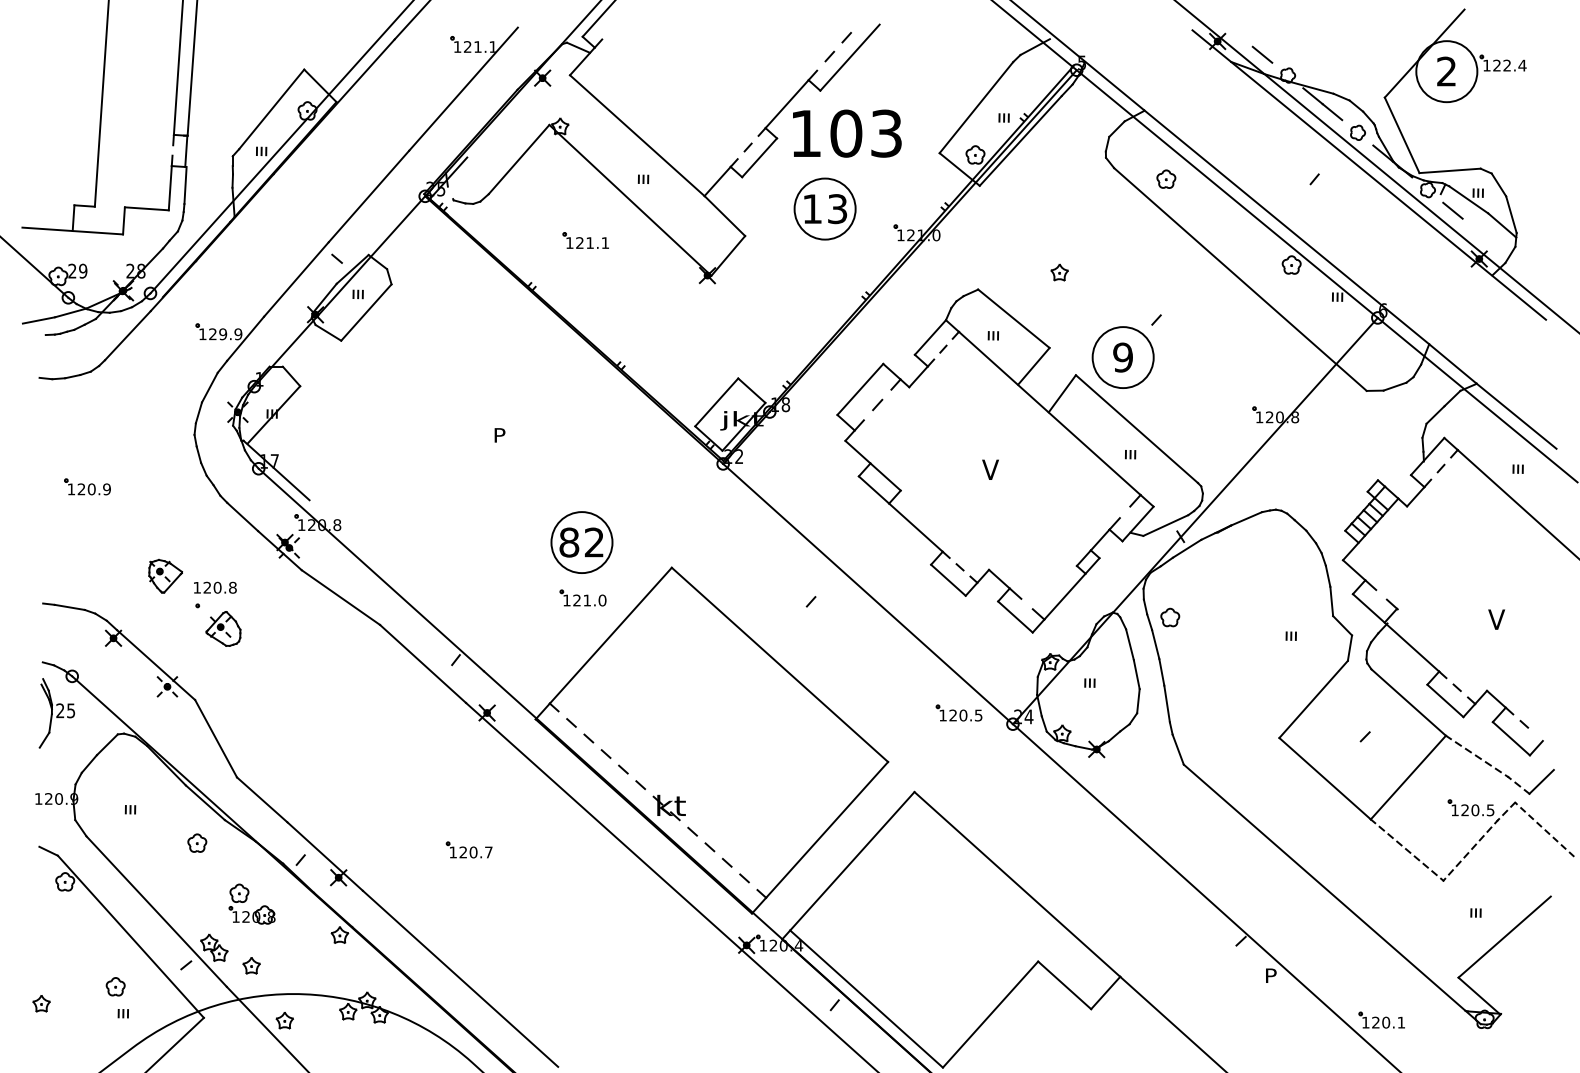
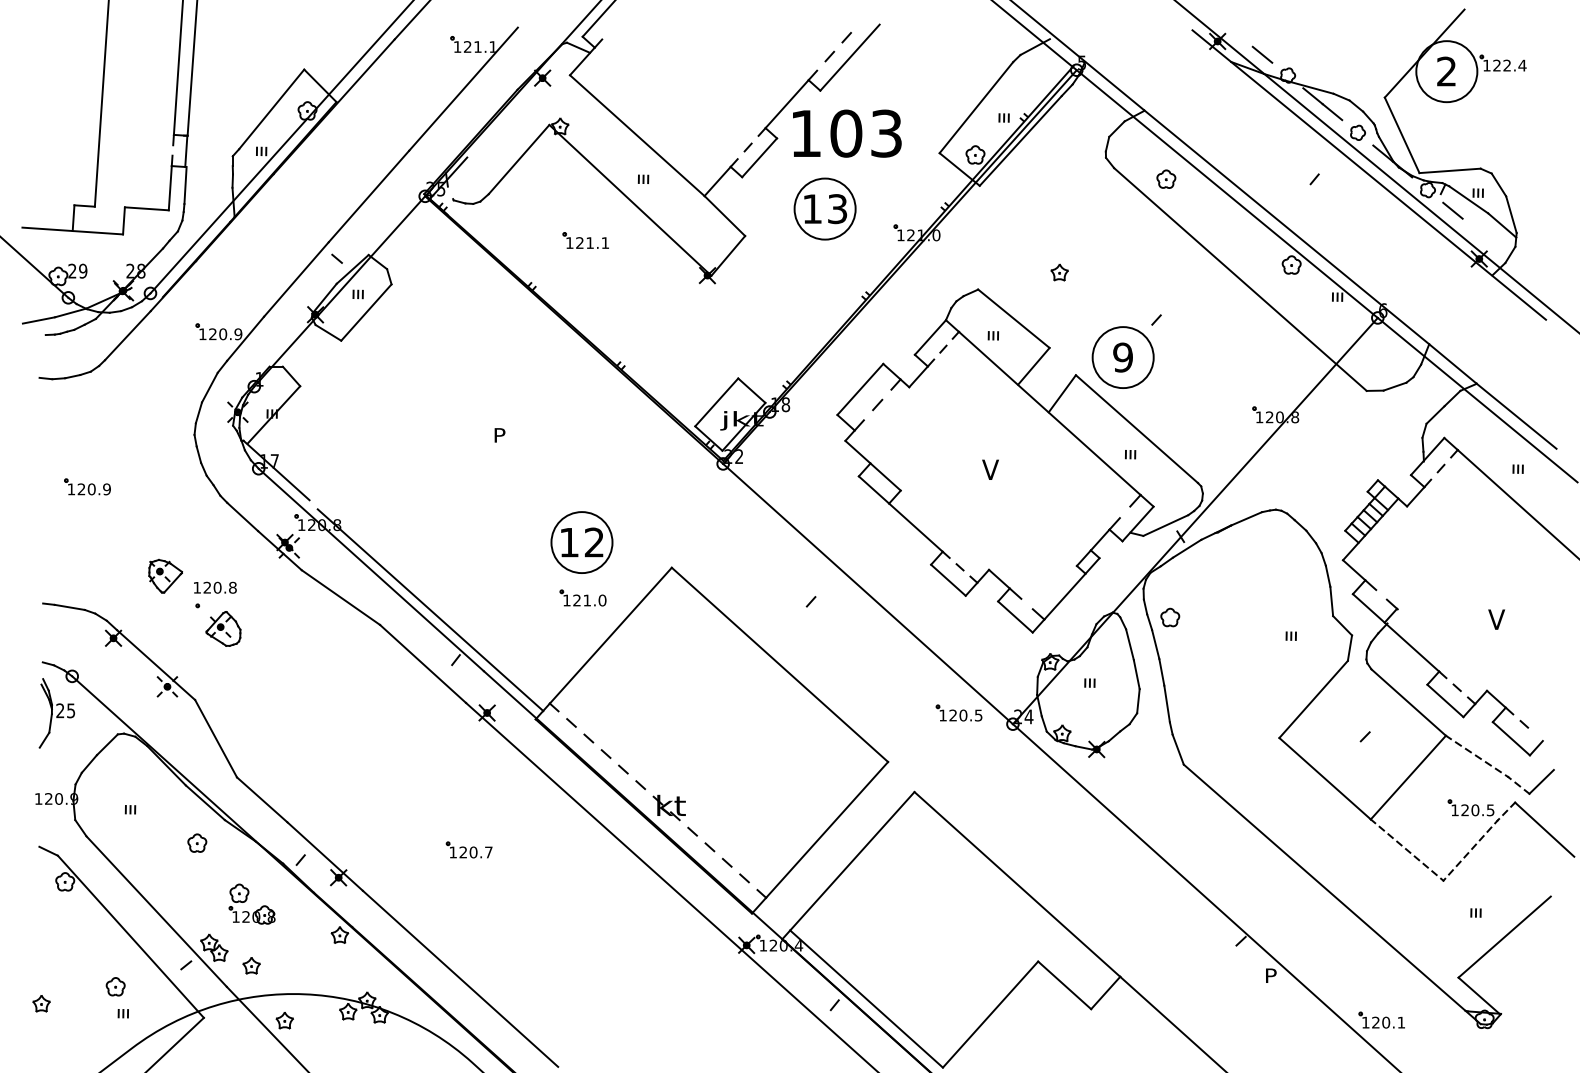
text: 129.9 -> 120.9 (222, 334)
text: 82 -> 12 (569, 542)
line: none -> present (430, 610)
line: dashed -> solid (1544, 829)
